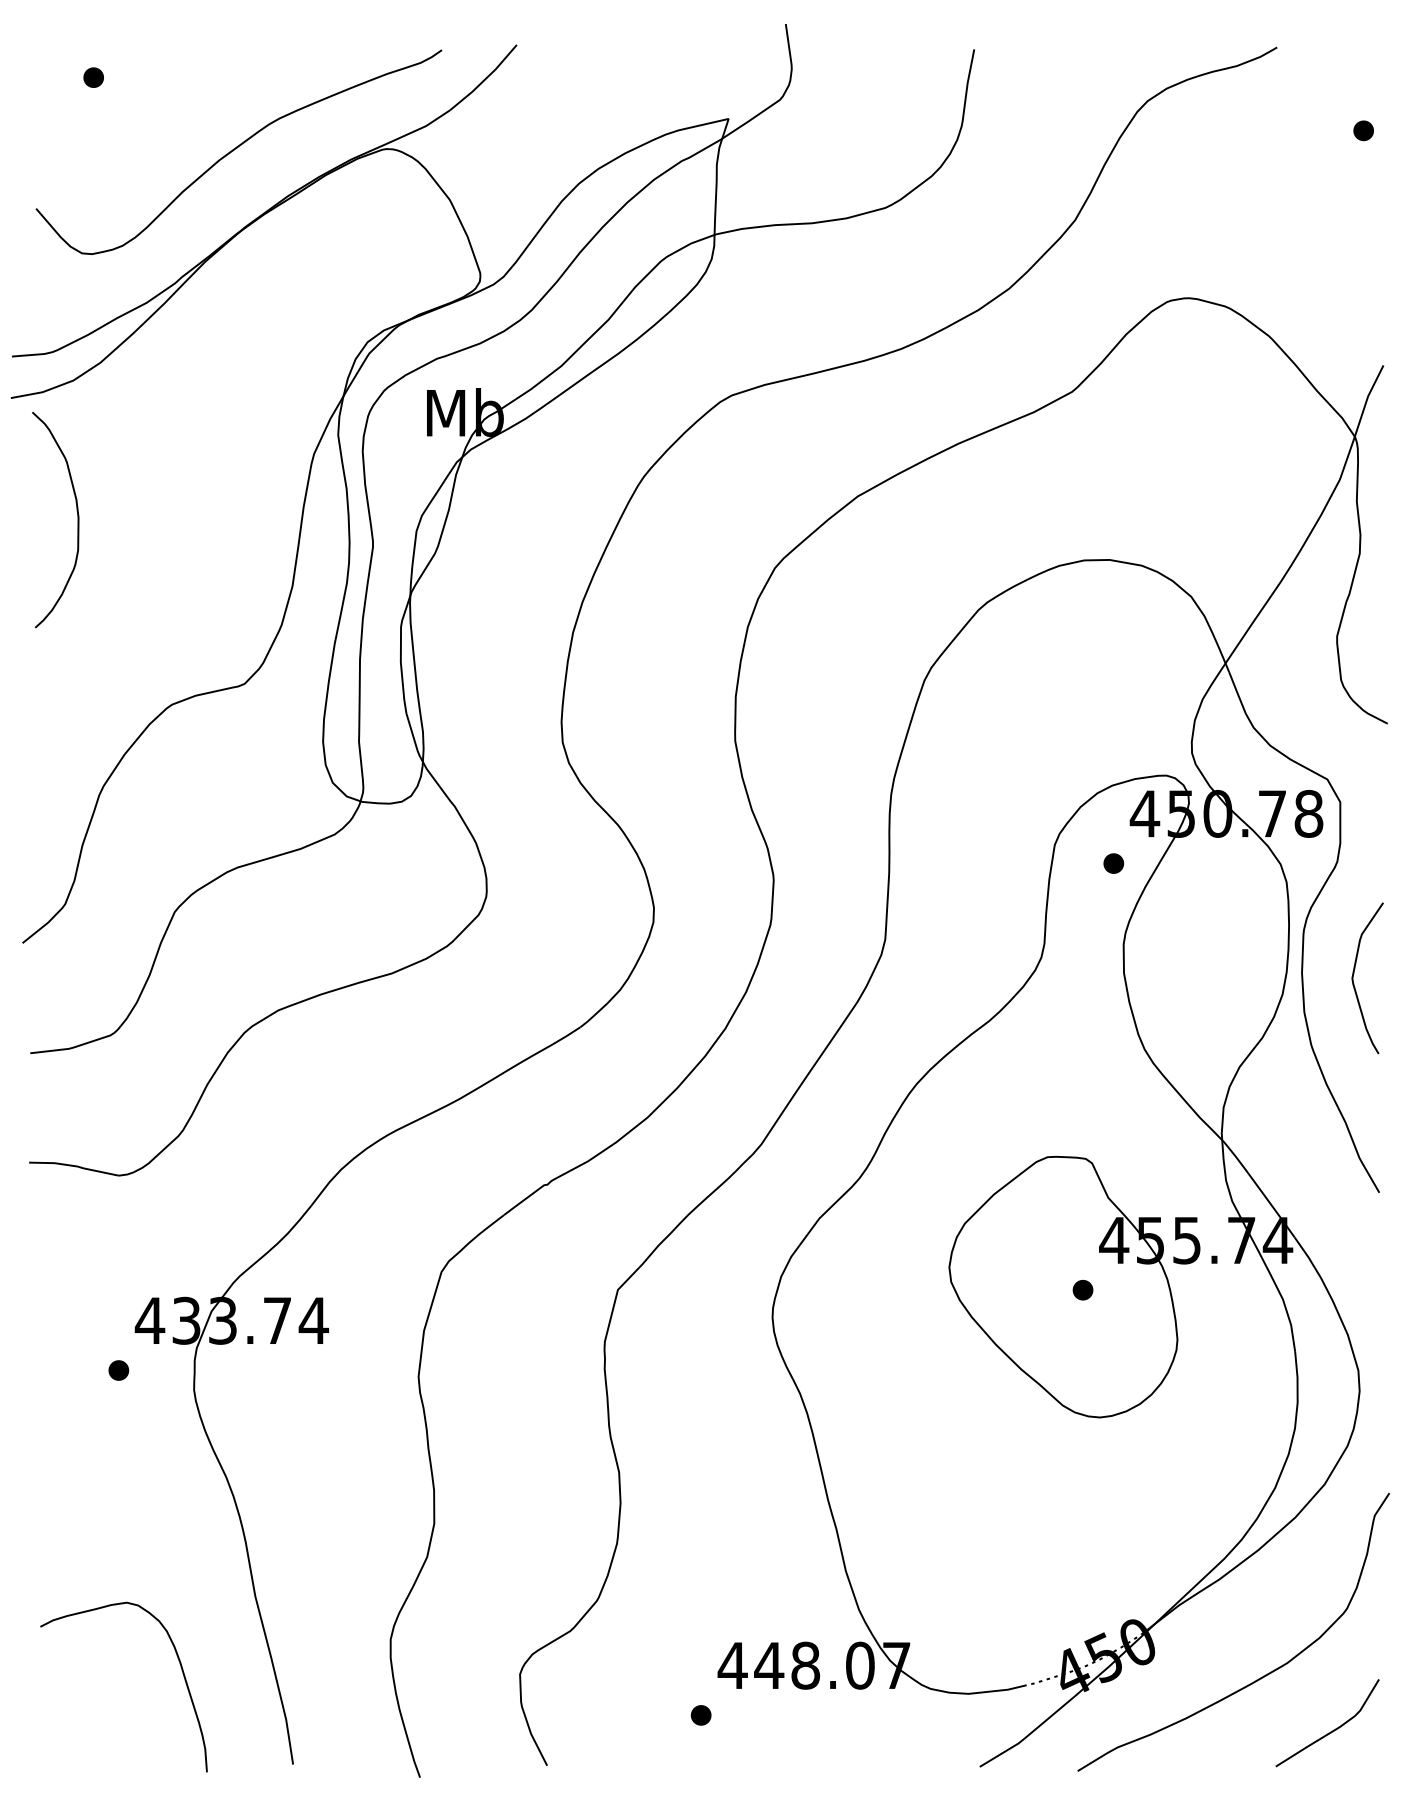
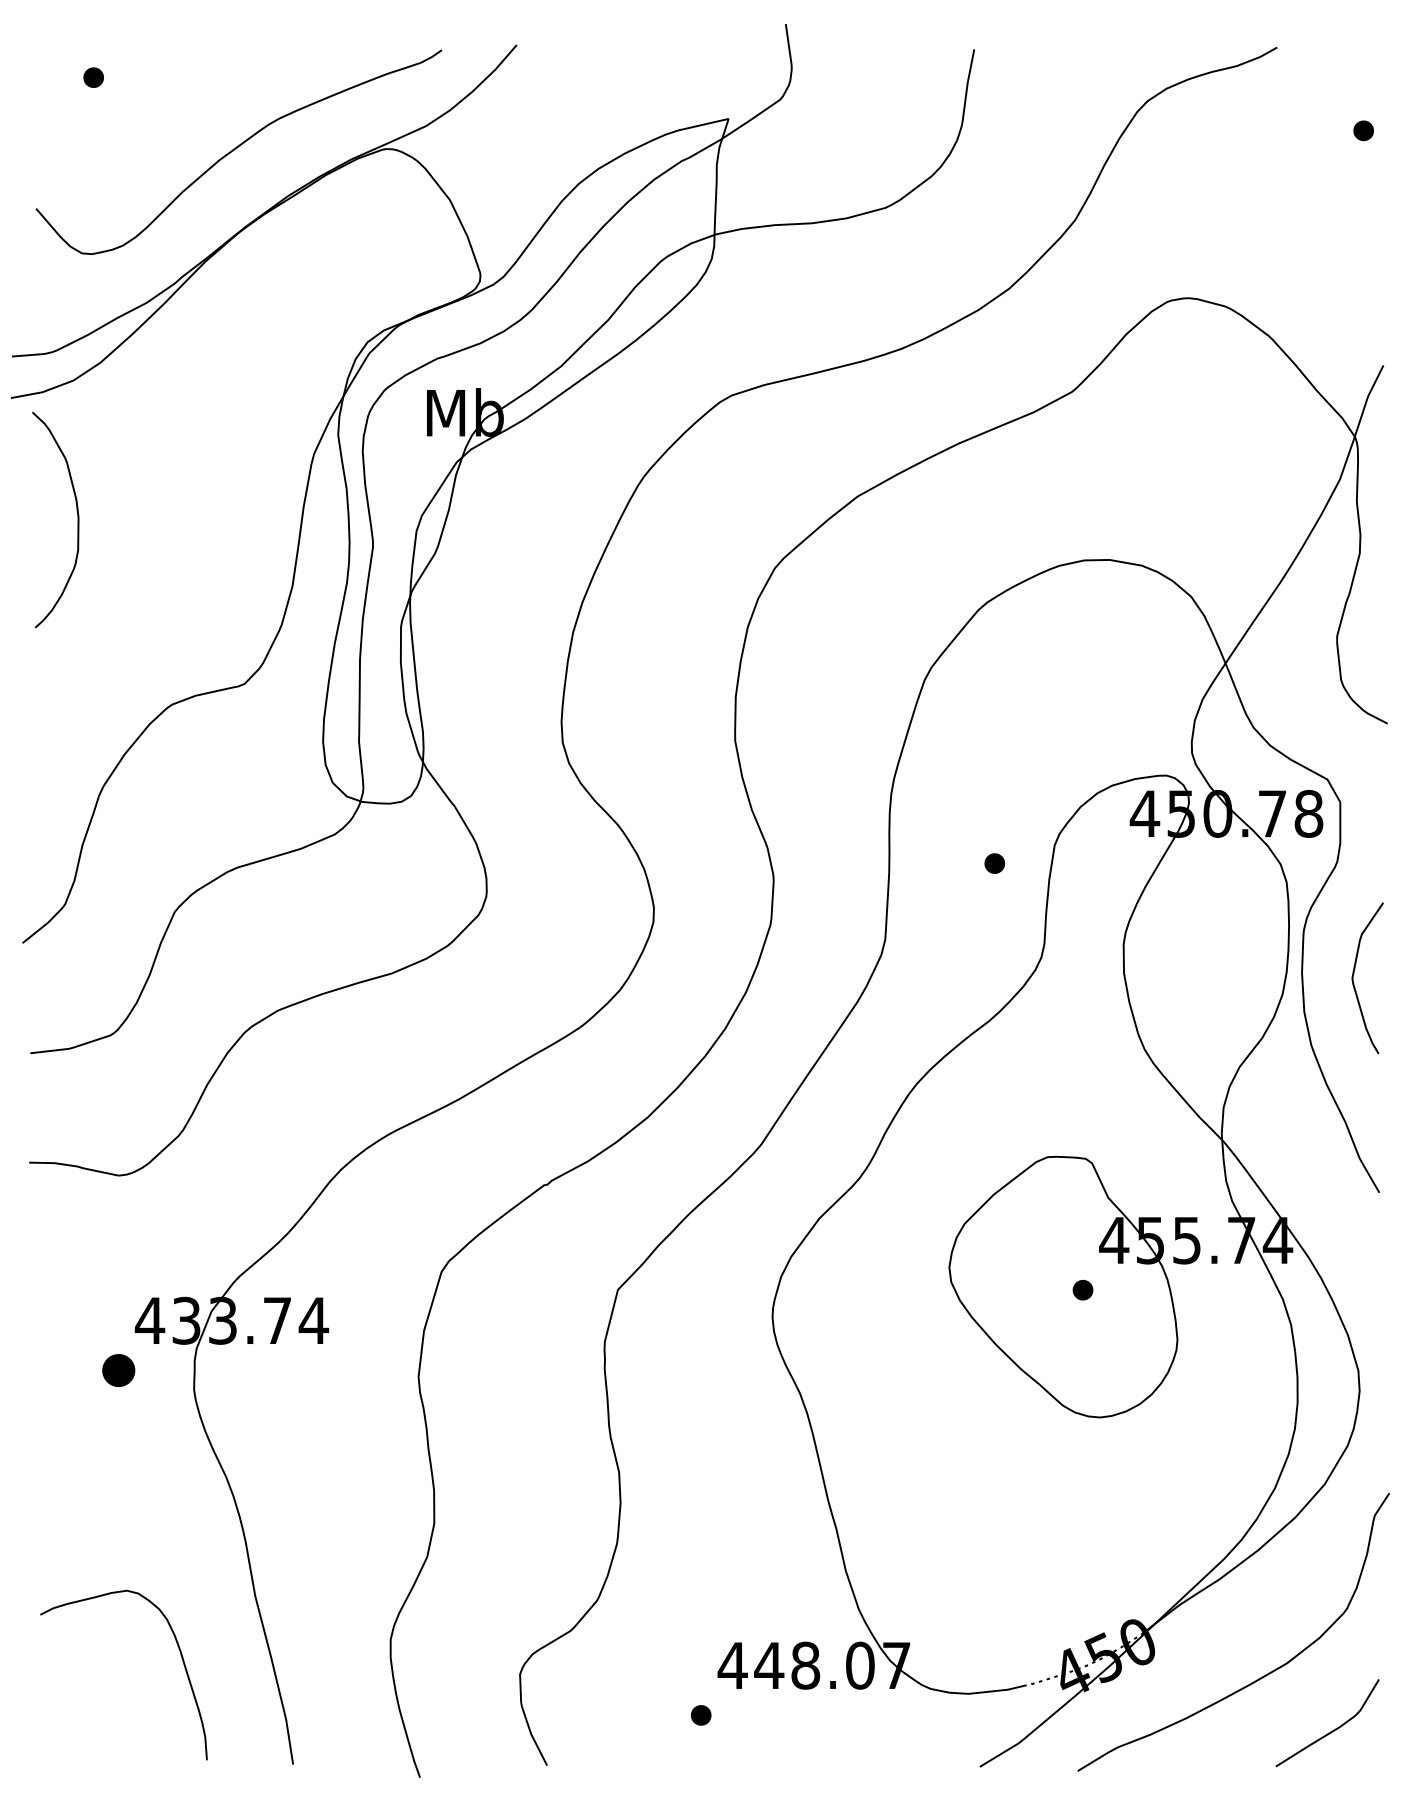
part position: (1113, 863) -> (994, 863) (994, 863)
part size: 22x21 px -> 34x33 px (118, 1370)
curve position: (180, 1667) -> (180, 1655) (180, 1655)
